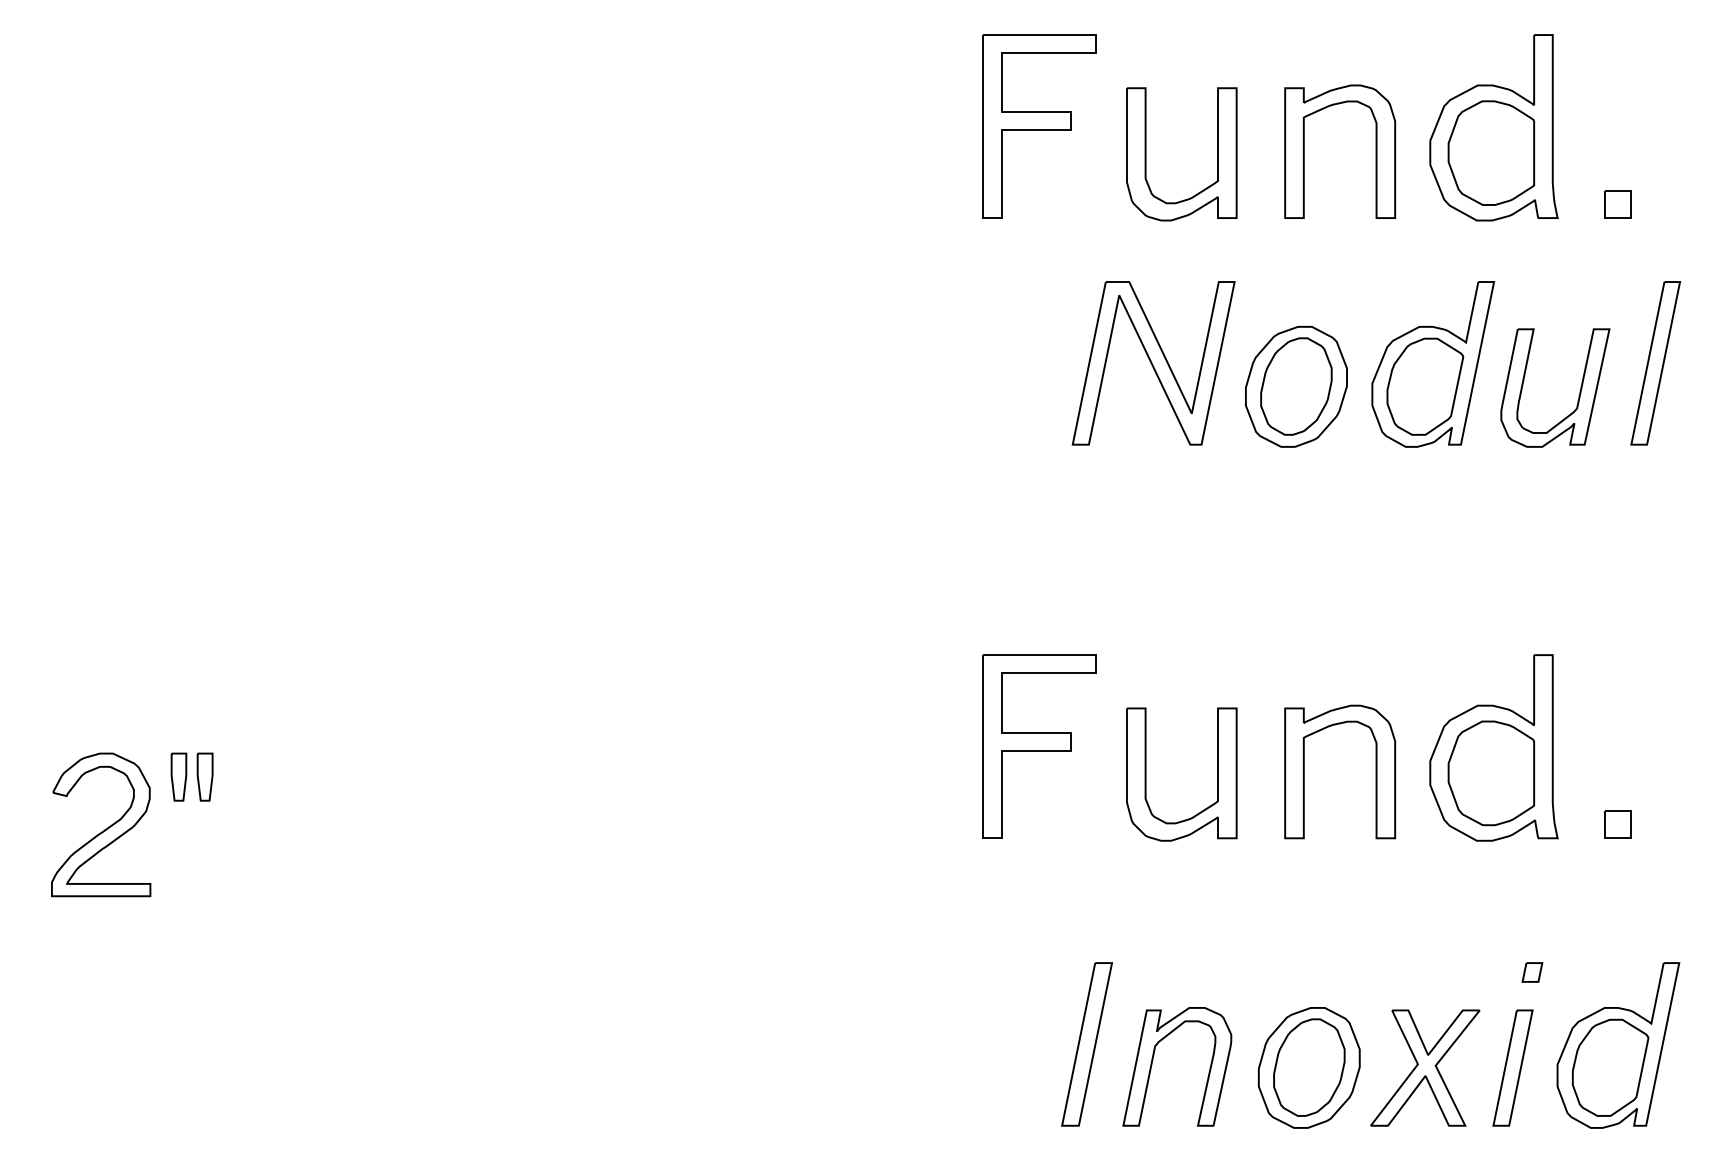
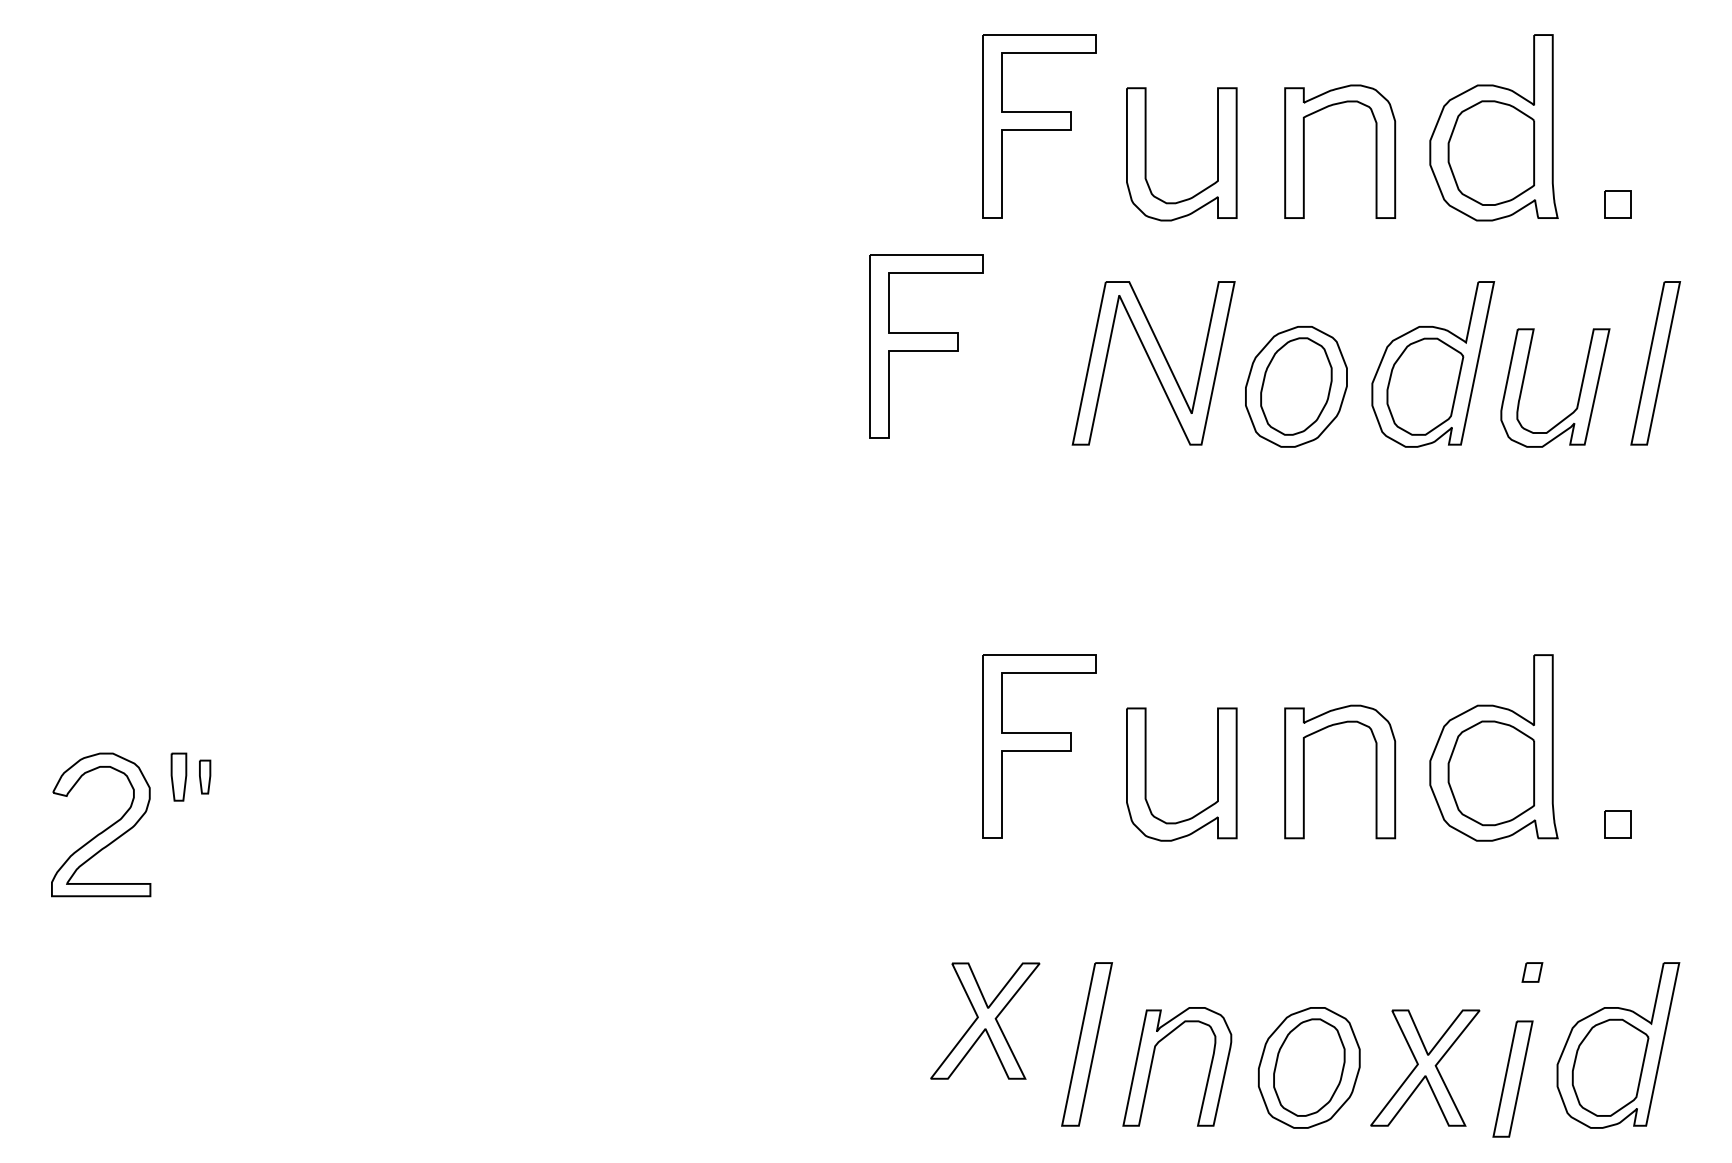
part: none -> present (926, 346)
part size: 18x50 px -> 13x36 px (205, 776)
part: none -> present (985, 1020)
part position: (1512, 1067) -> (1512, 1078) (1512, 1078)
